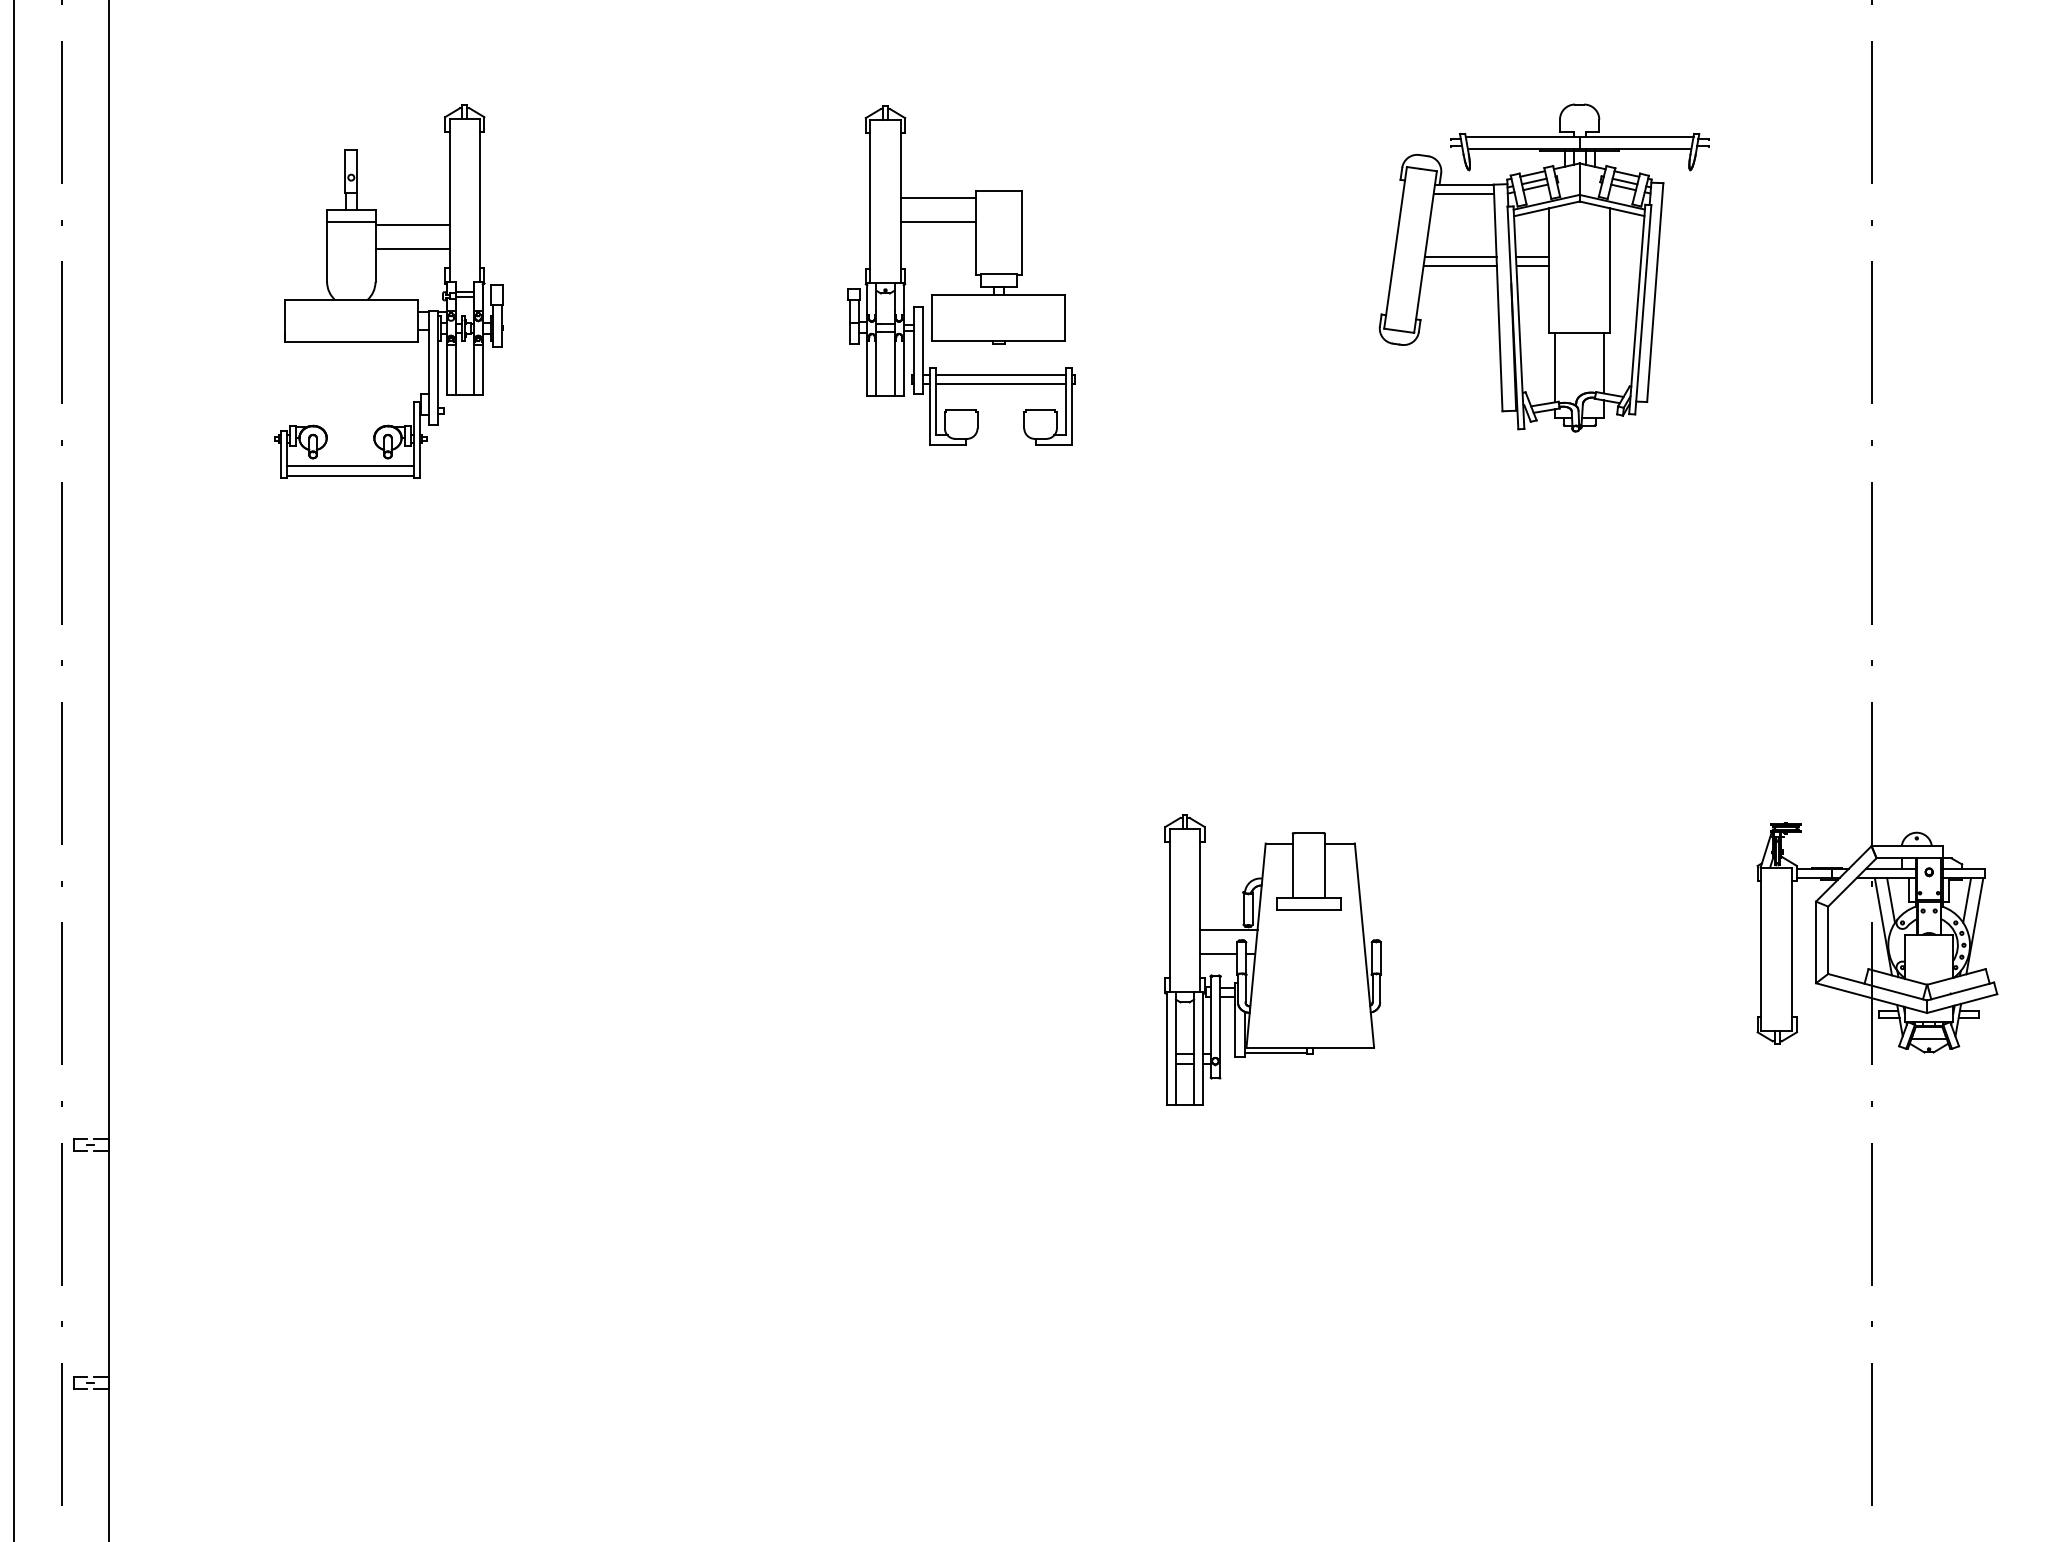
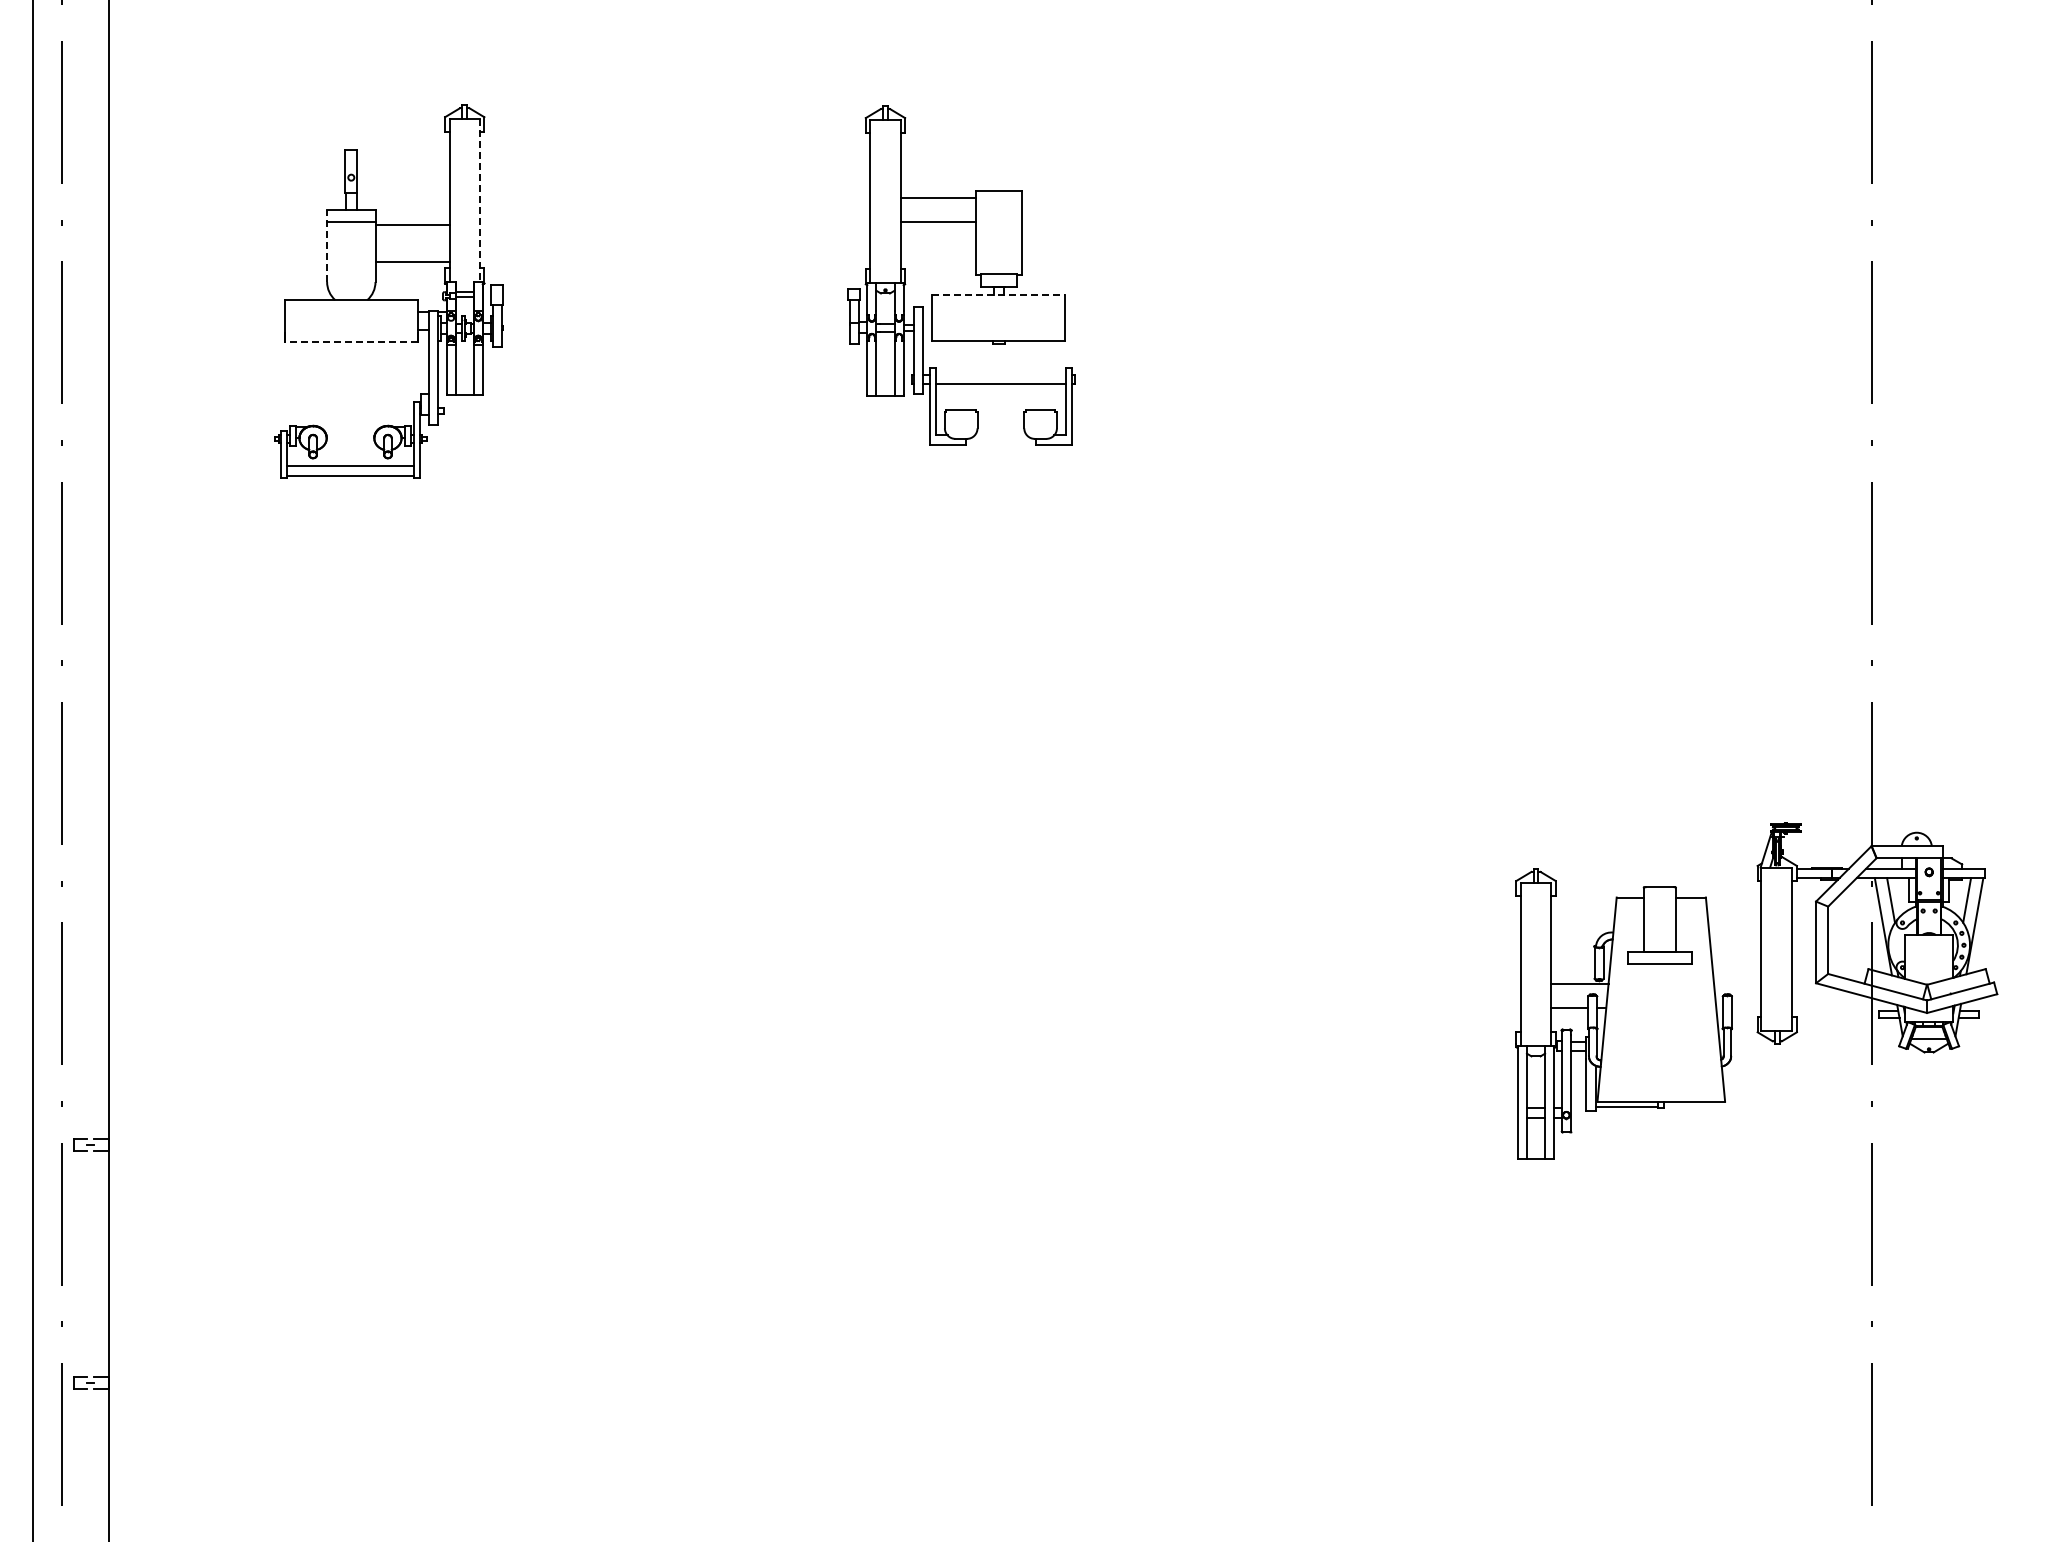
line: solid -> dashed (479, 200)
line: solid -> dashed (327, 246)
line position: (412, 248) -> (412, 261) (412, 261)
part: present -> none (1543, 267)
line: solid -> dashed (998, 295)
line: solid -> dashed (351, 342)
line: present -> none (1000, 374)
line position: (14, 770) -> (33, 770) (33, 770)
part position: (1272, 959) -> (1623, 1013) (1623, 1013)
